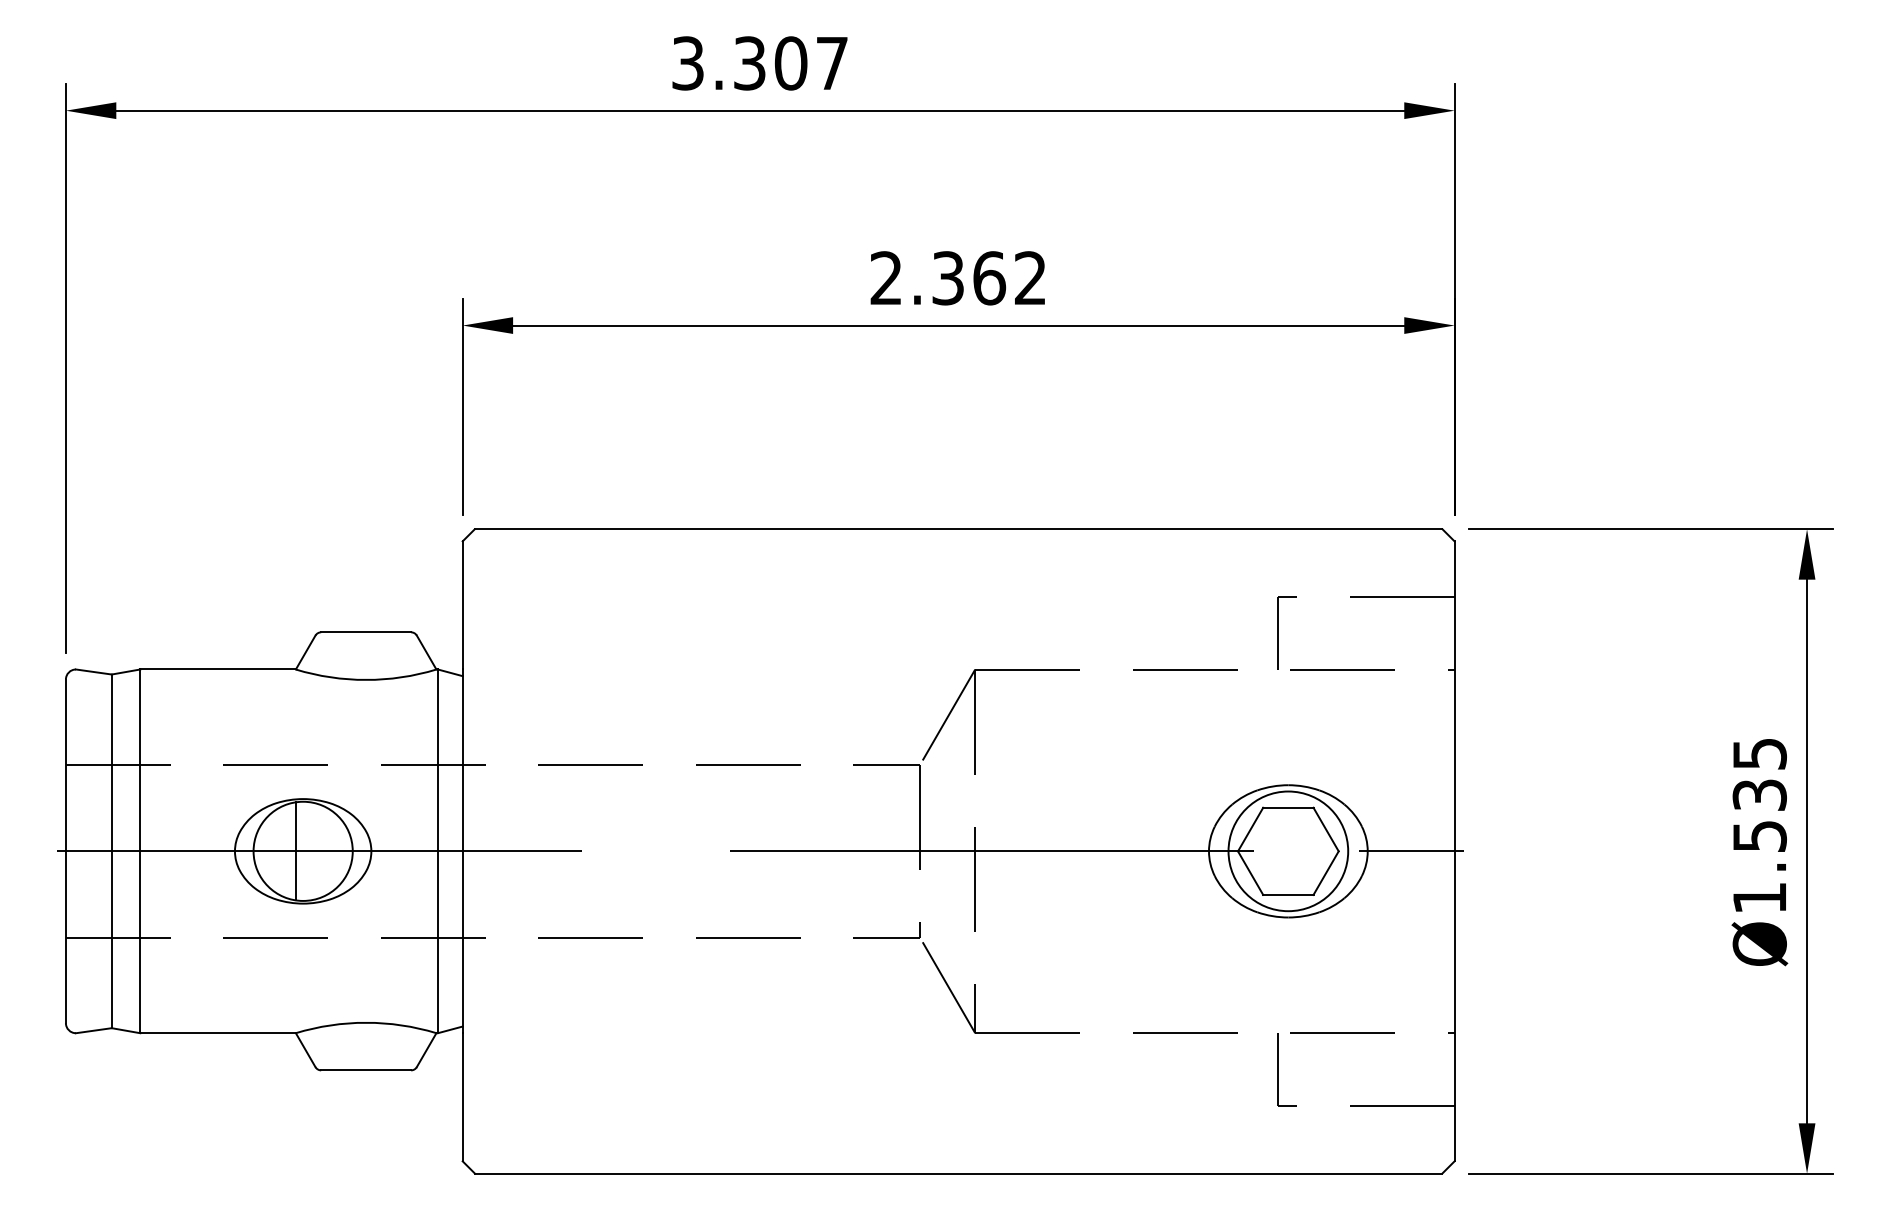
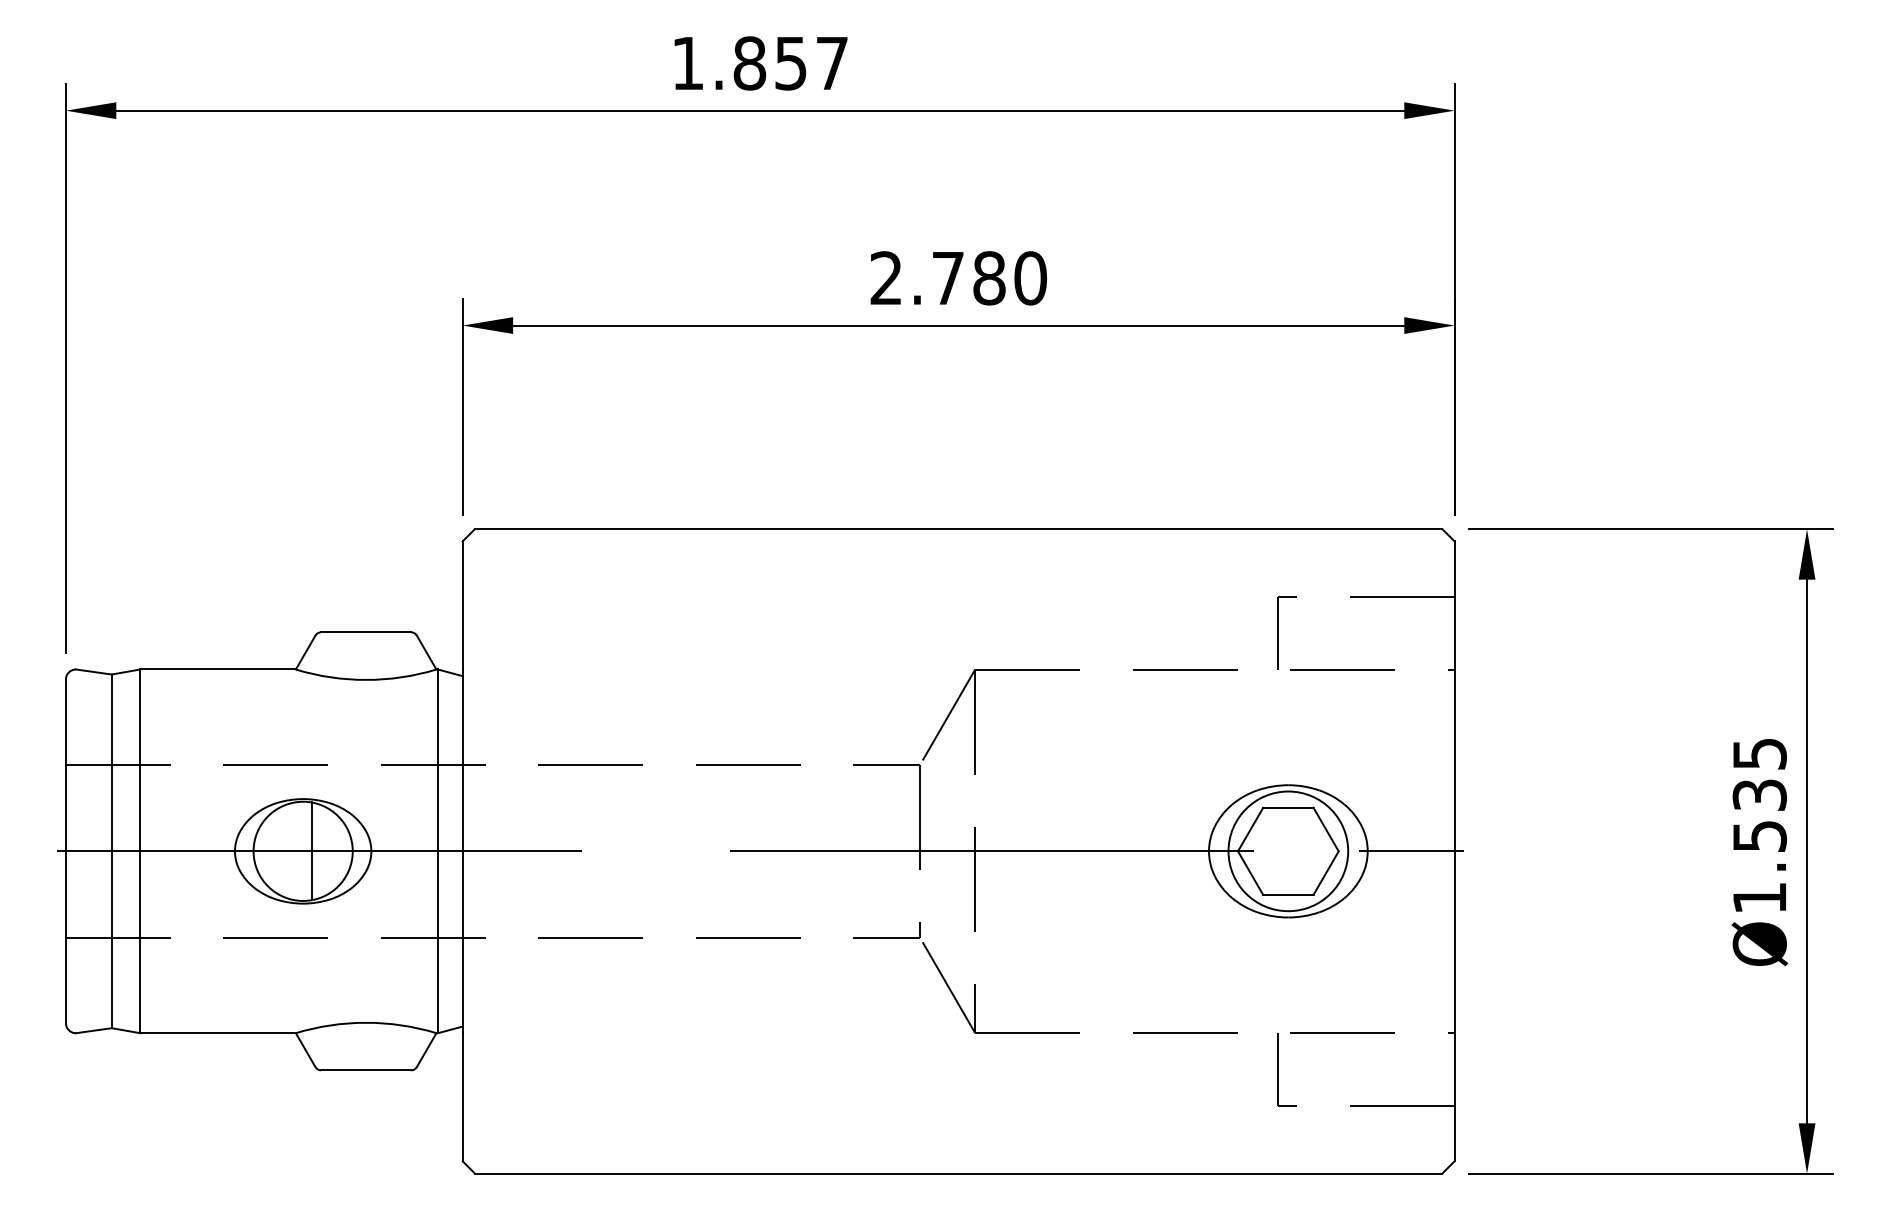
text: 3.307 -> 1.857 (739, 63)
text: 2.362 -> 2.780 (989, 278)
line position: (295, 851) -> (311, 851) (311, 851)
